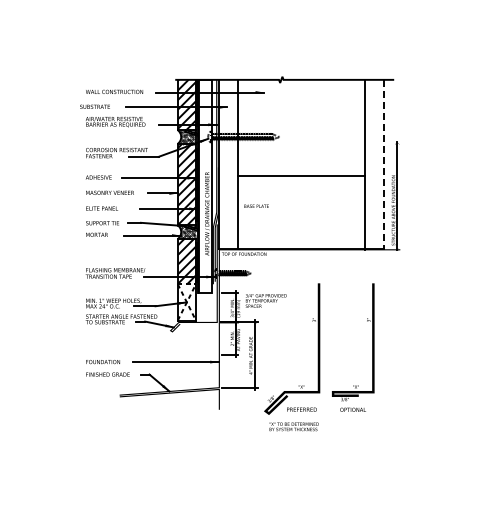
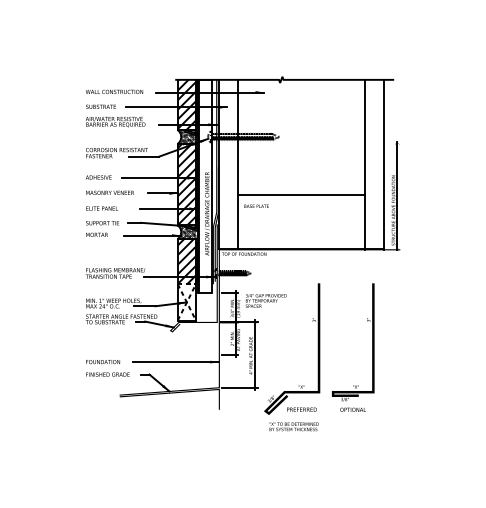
text position: (94, 106) -> (100, 106) (100, 106)
line: dashed -> solid (384, 164)
line position: (300, 175) -> (300, 194) (300, 194)
